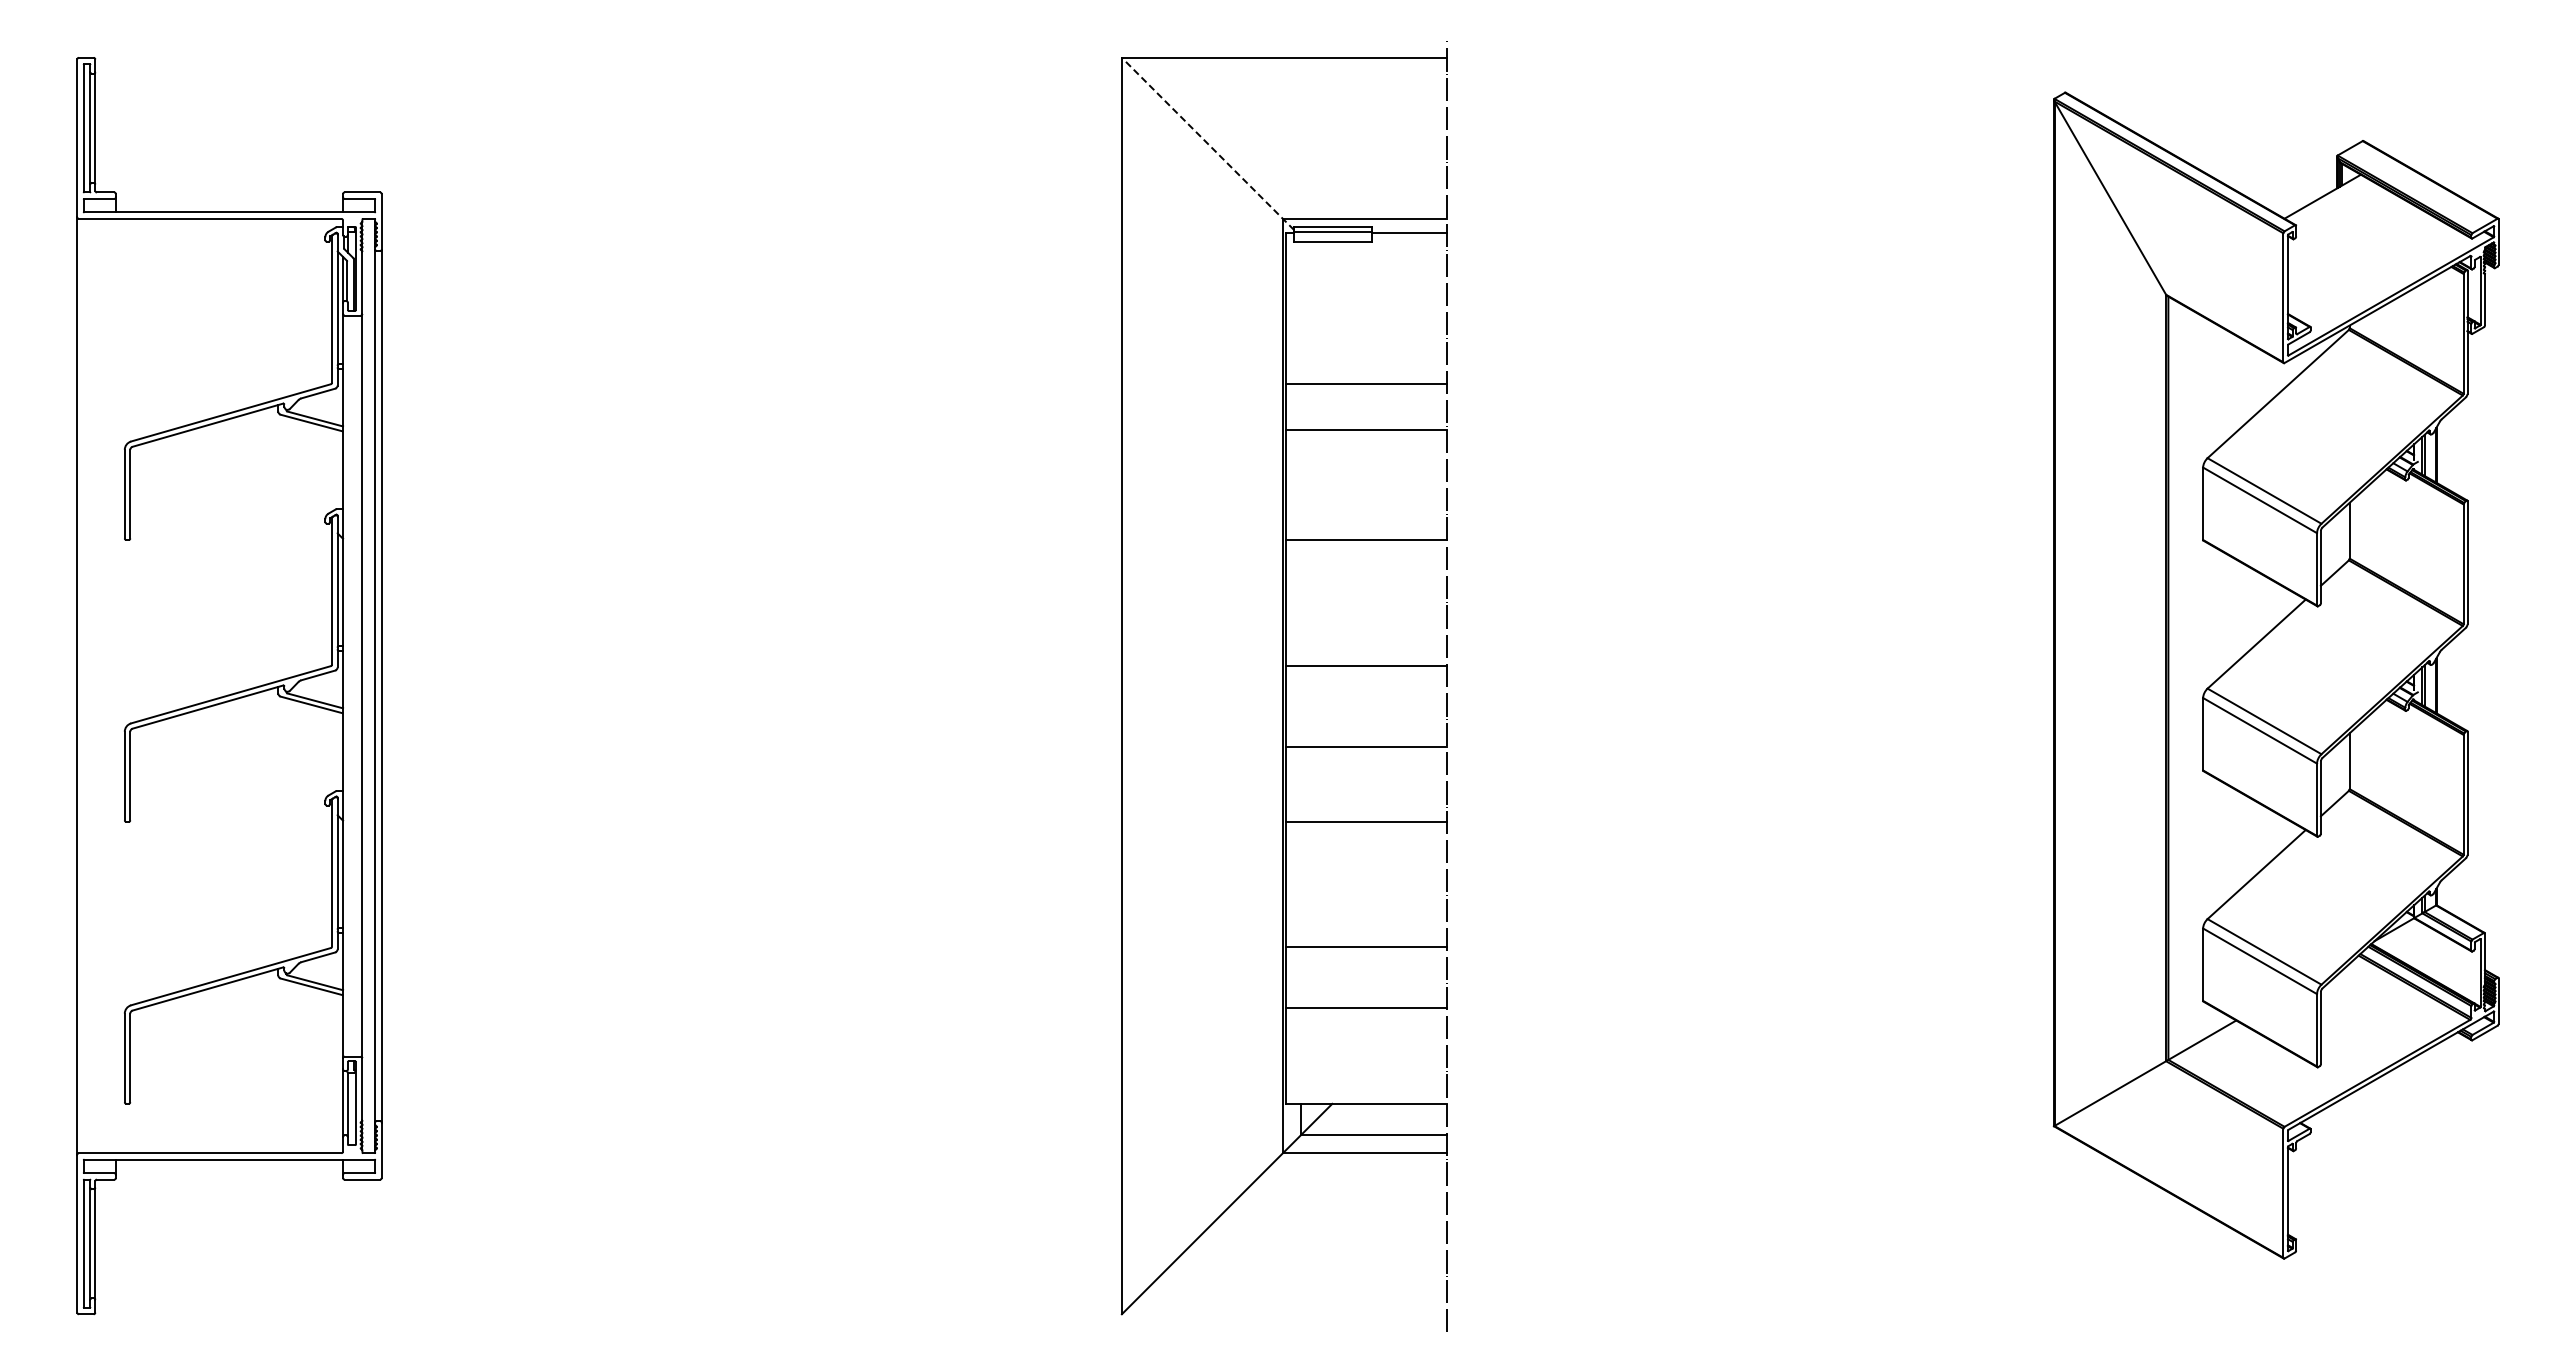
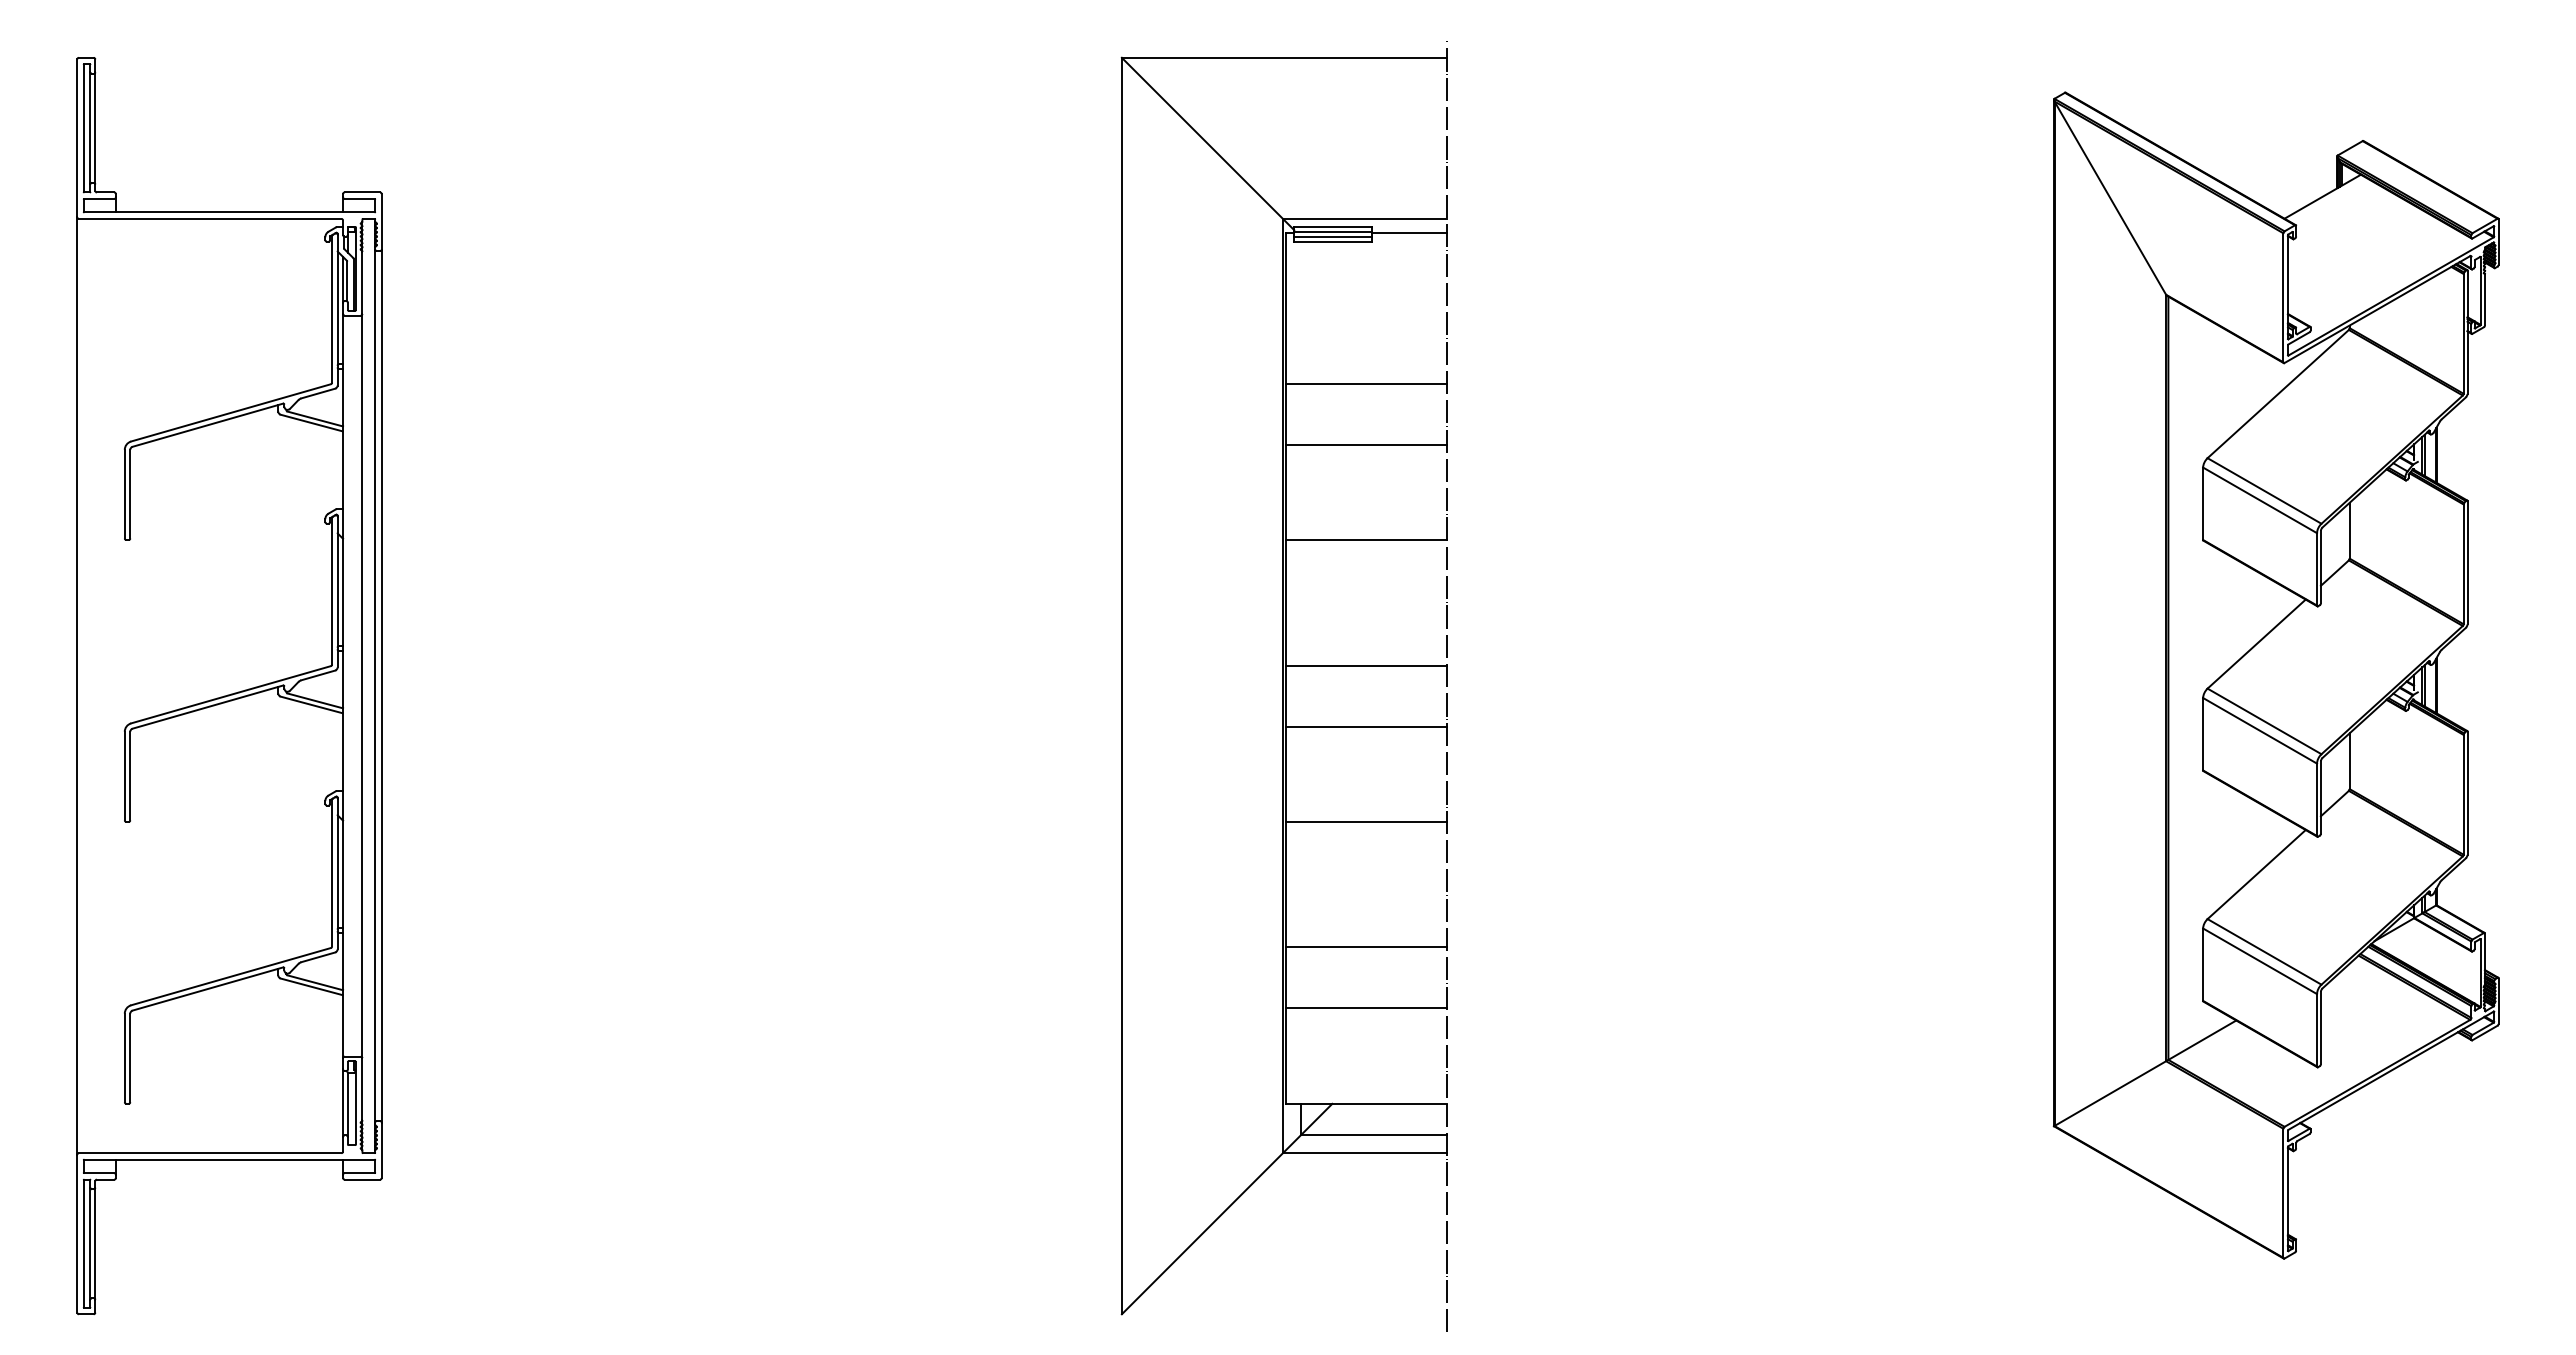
line: dashed -> solid (1208, 144)
line: none -> present (1332, 237)
line position: (1366, 429) -> (1366, 444) (1366, 444)
line position: (1366, 746) -> (1366, 726) (1366, 726)
